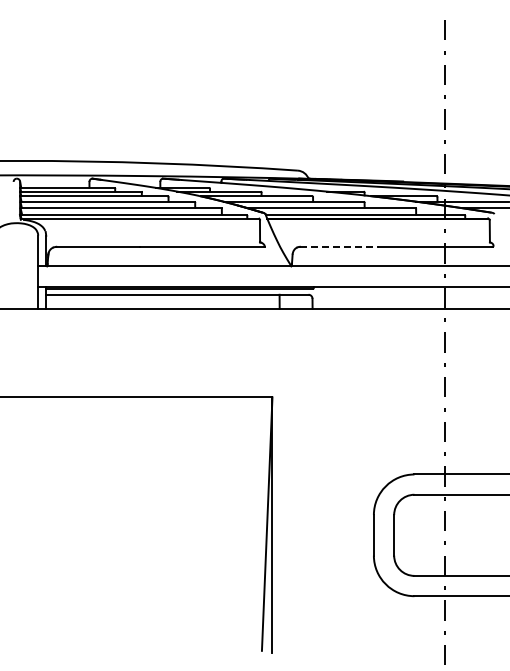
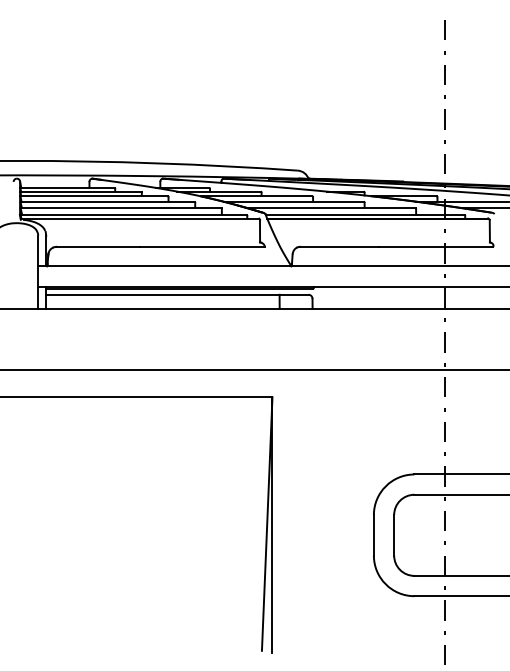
line: dashed -> solid (339, 246)
line: none -> present (254, 369)
